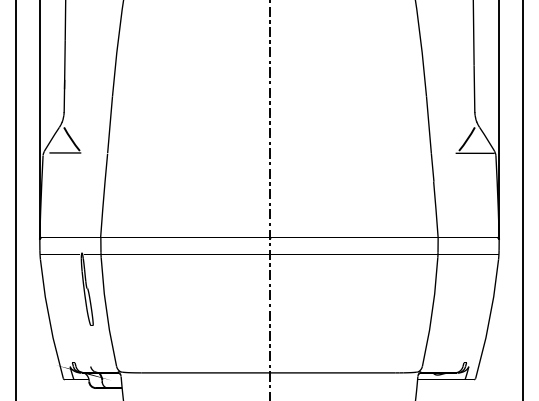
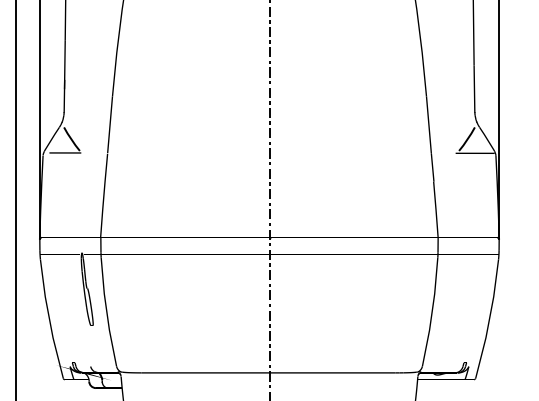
line: present -> none (522, 199)
